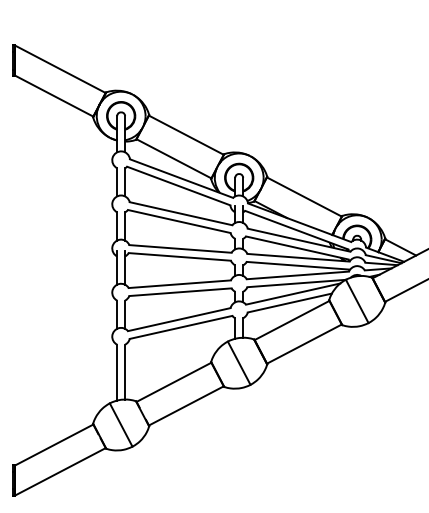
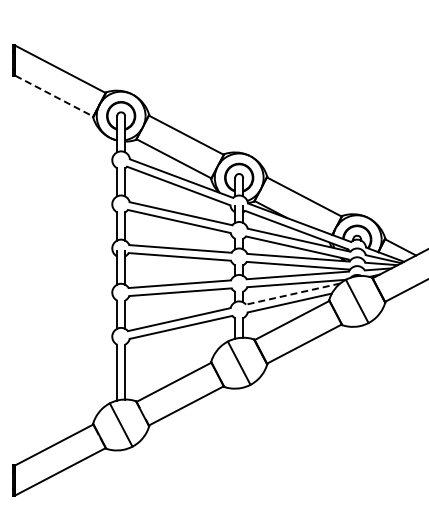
line: solid -> dashed (54, 96)
line: solid -> dashed (292, 294)
